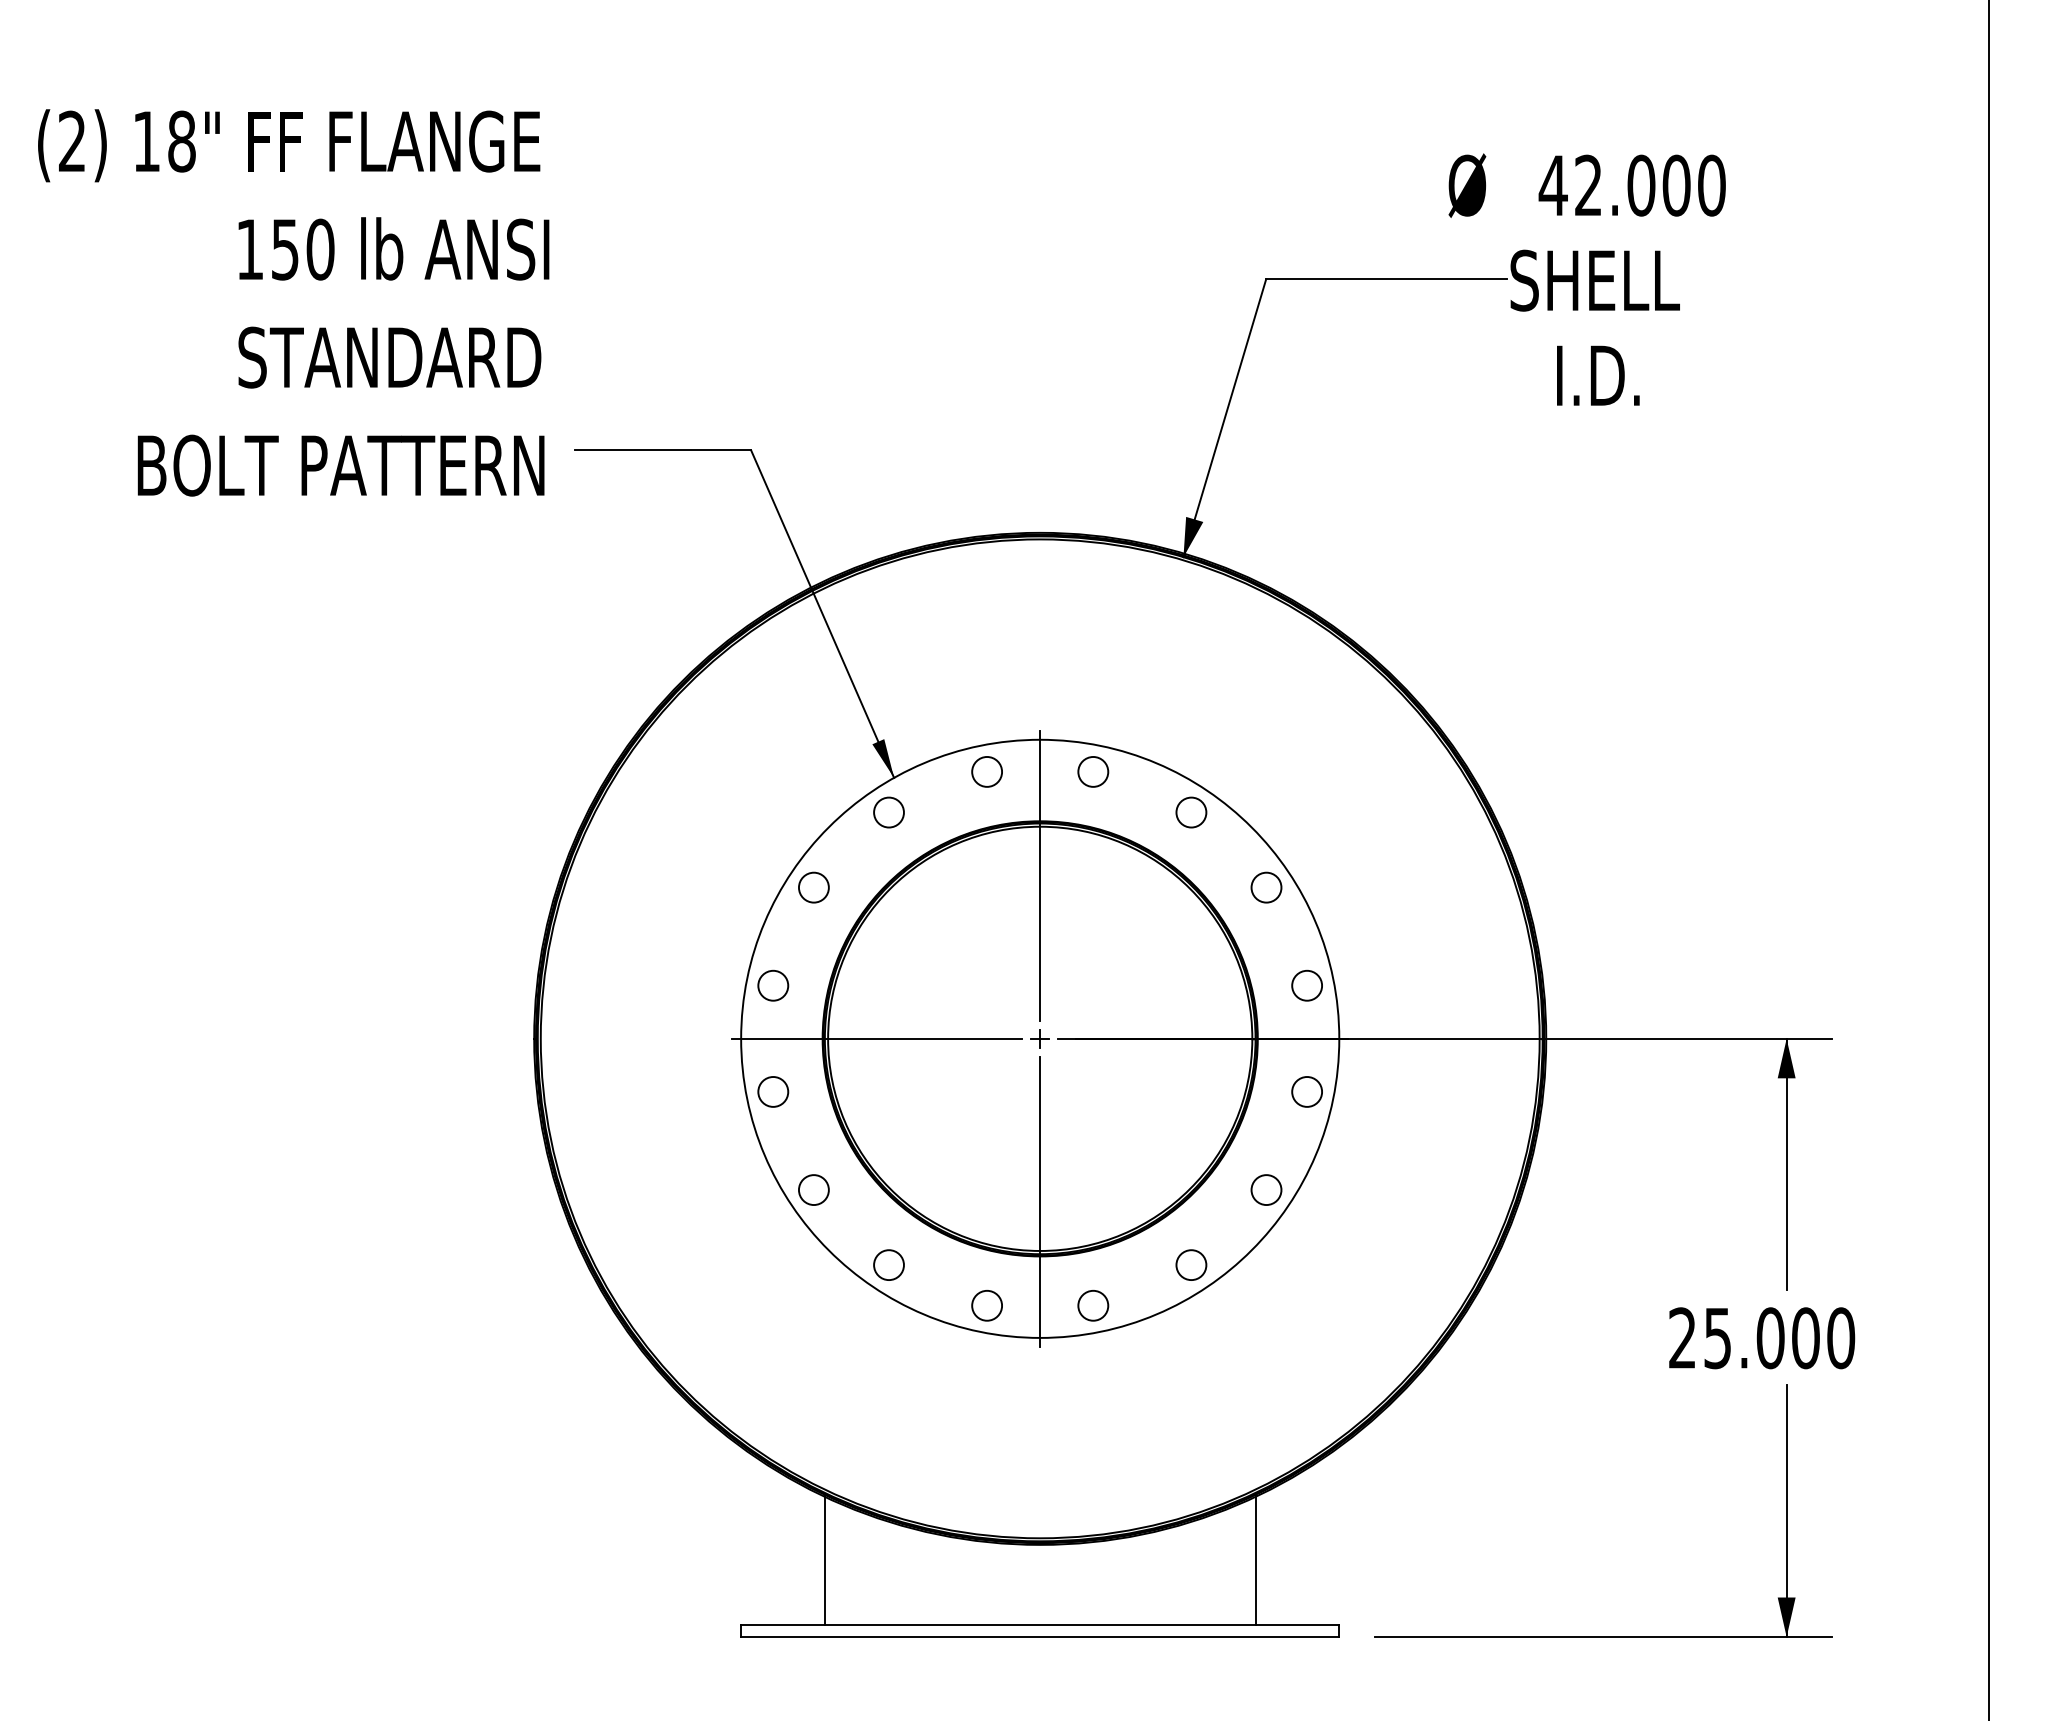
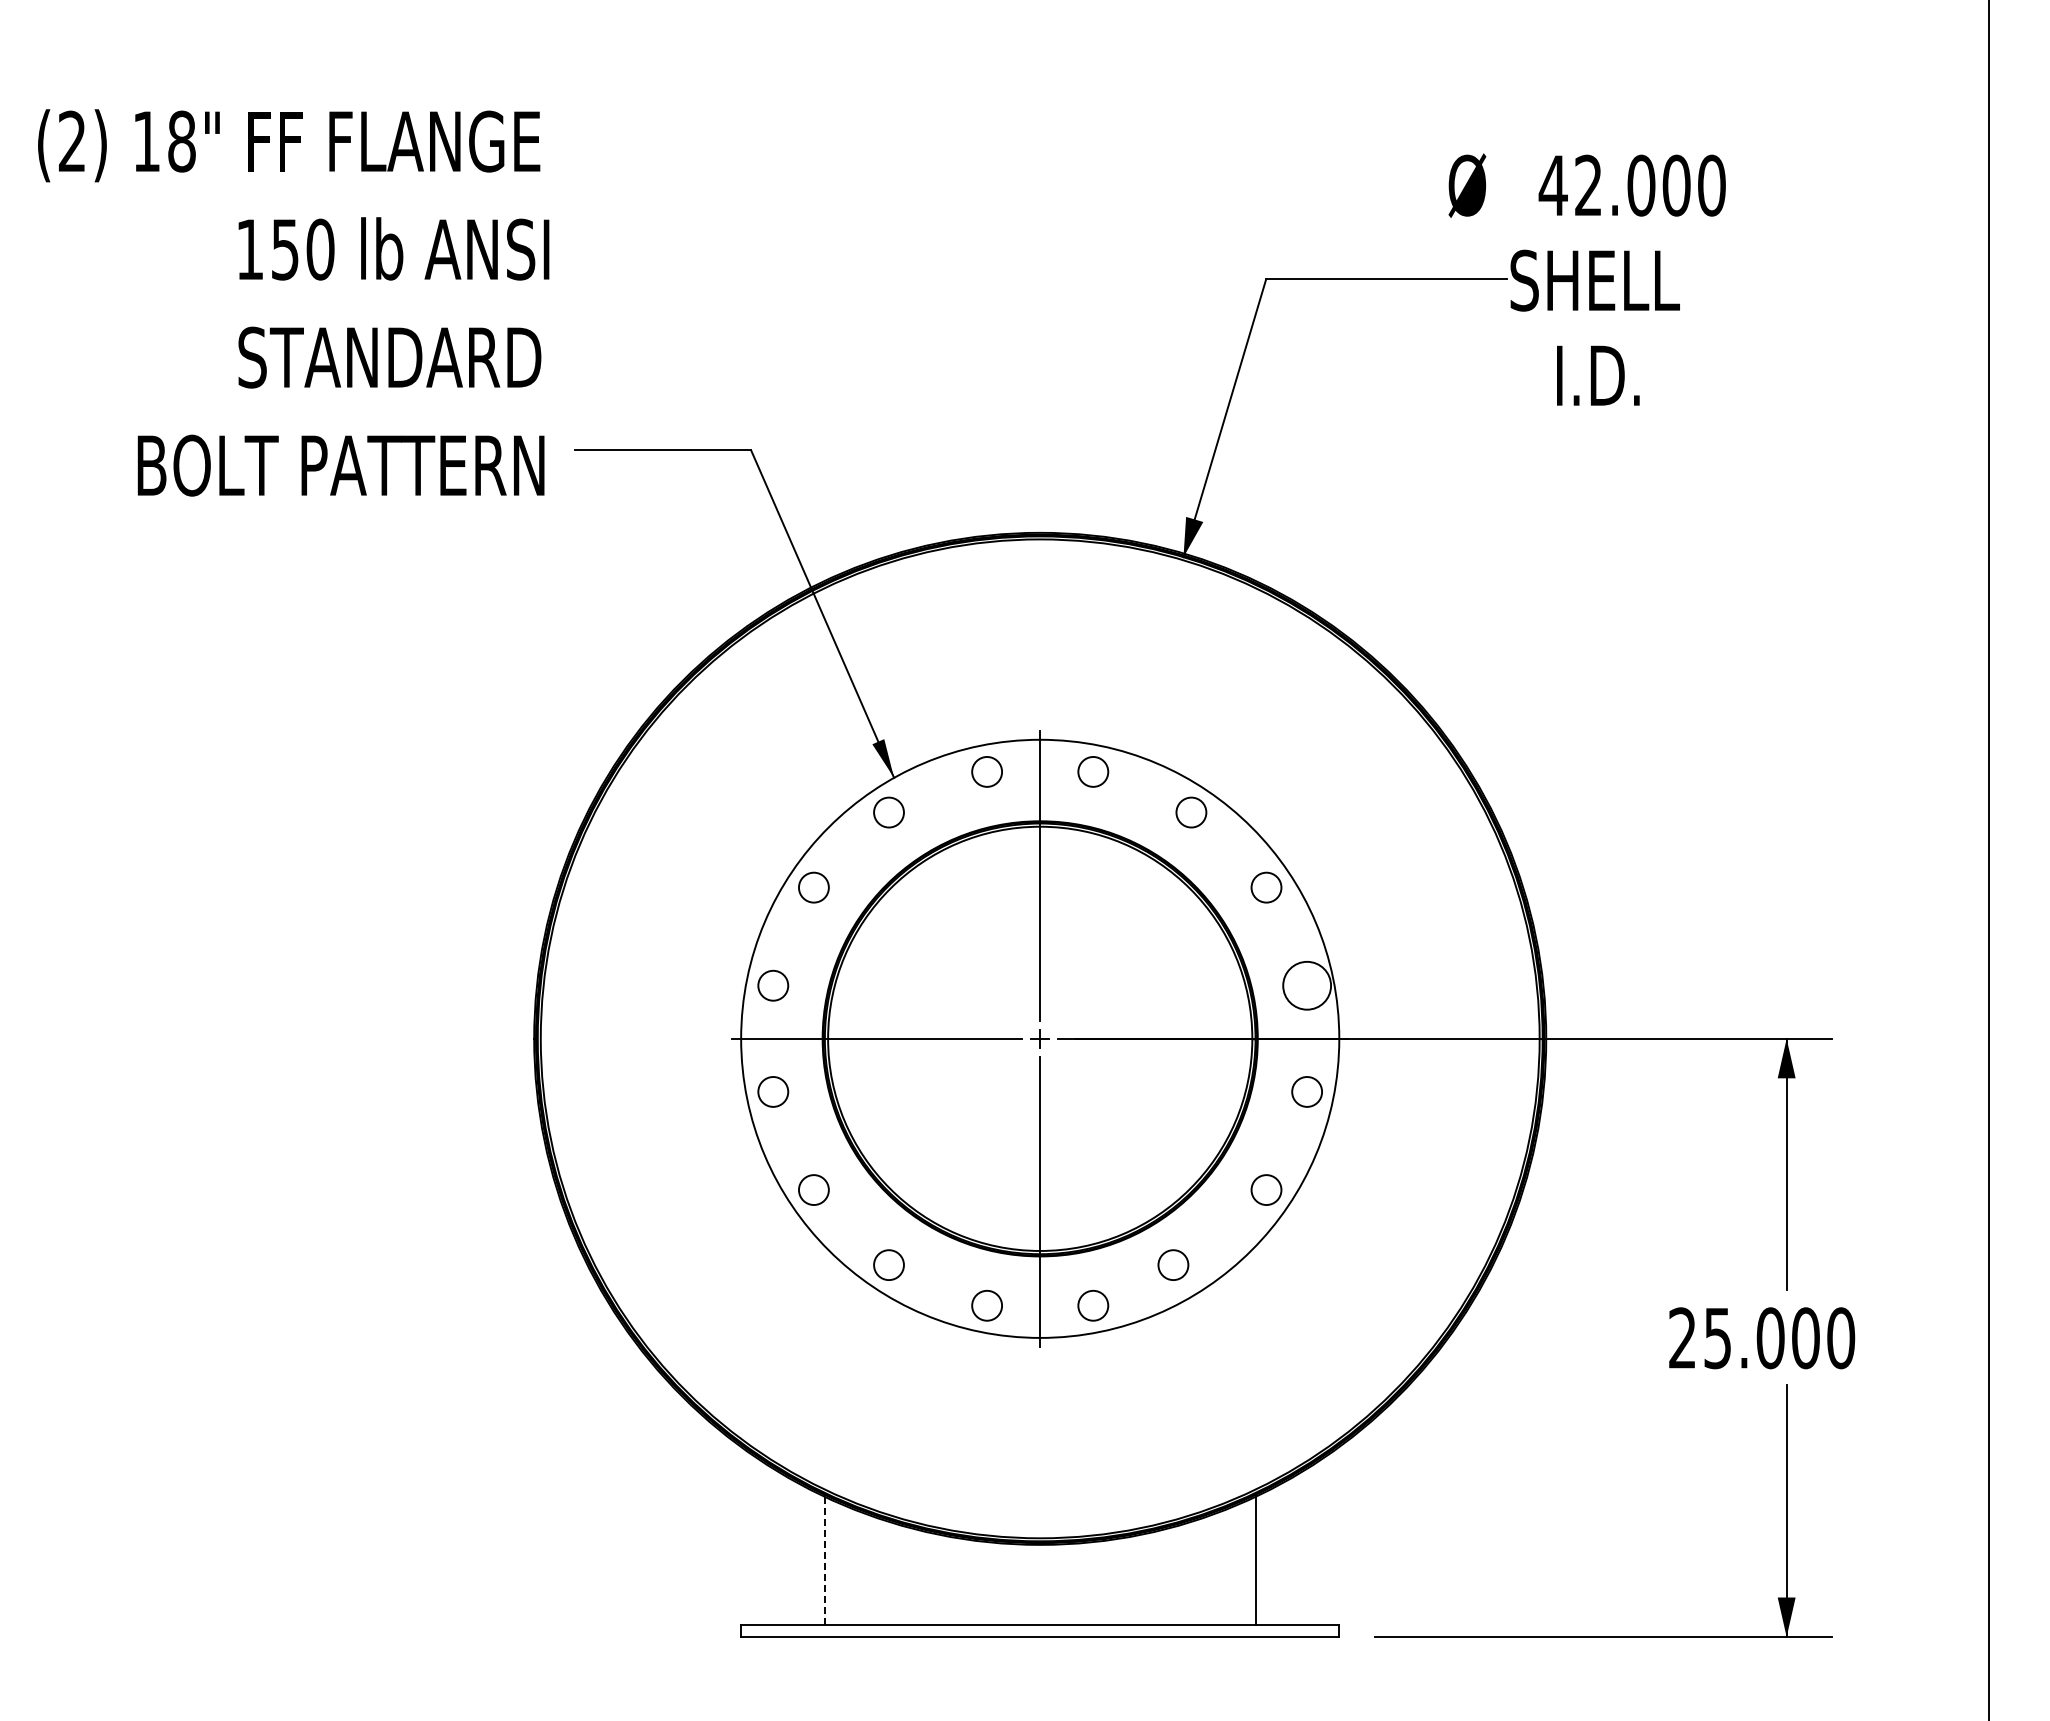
circle diameter: 30 px -> 48 px (1307, 985)
circle position: (1191, 1264) -> (1173, 1264) (1173, 1264)
line: solid -> dashed (824, 1561)
